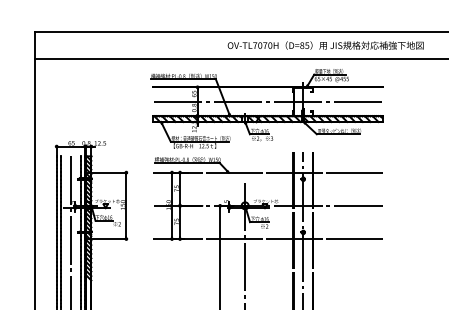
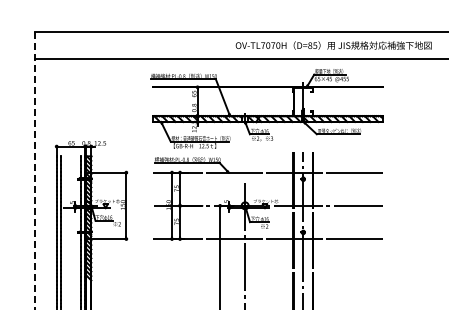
text position: (325, 45) -> (333, 45) (333, 45)
line: present -> none (267, 101)
line: solid -> dashed (34, 171)
line: present -> none (71, 230)
